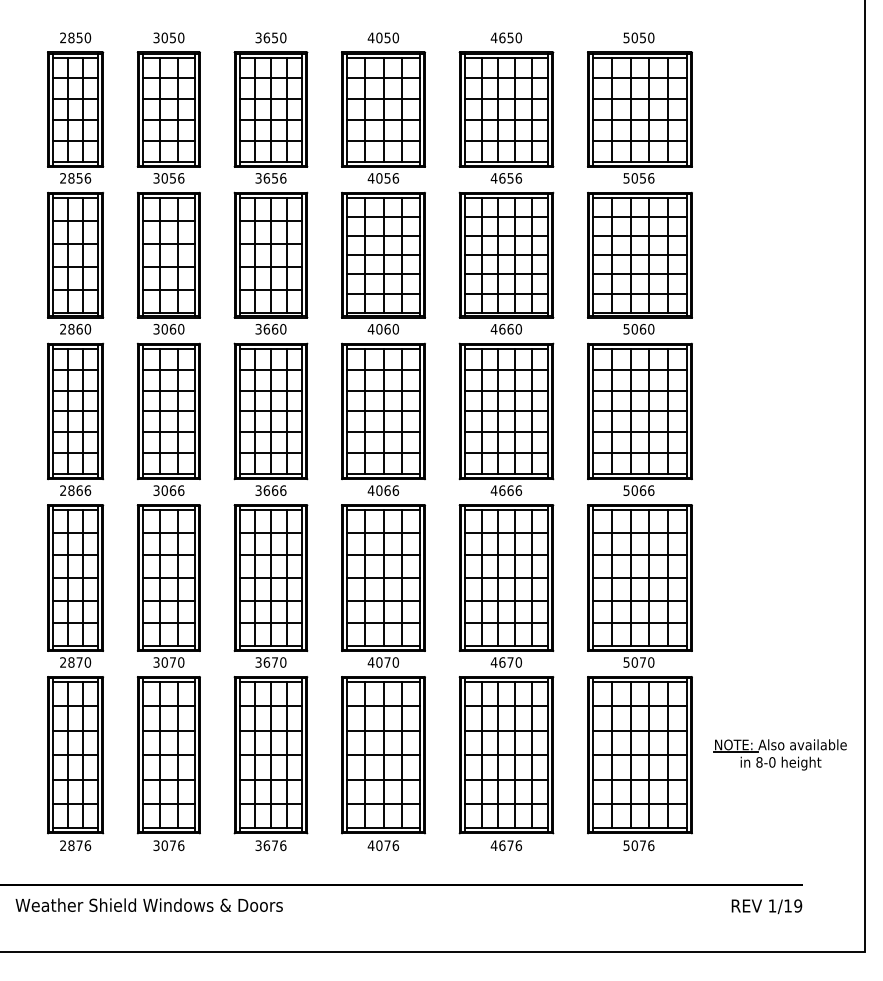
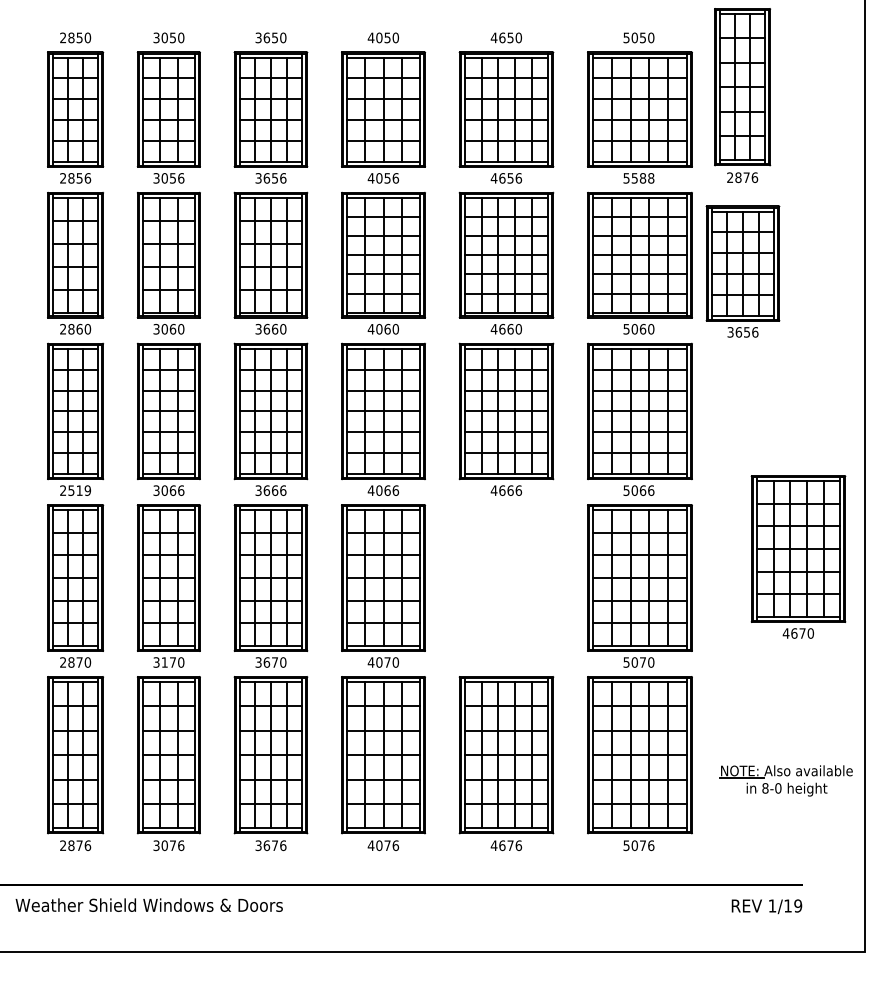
part: none -> present (742, 95)
text: 5056 -> 5588 (642, 178)
part: none -> present (742, 271)
text: 2866 -> 2519 (79, 490)
part position: (506, 585) -> (798, 556) (798, 556)
text: 3070 -> 3170 (164, 662)
part position: (779, 754) -> (785, 780) (785, 780)
